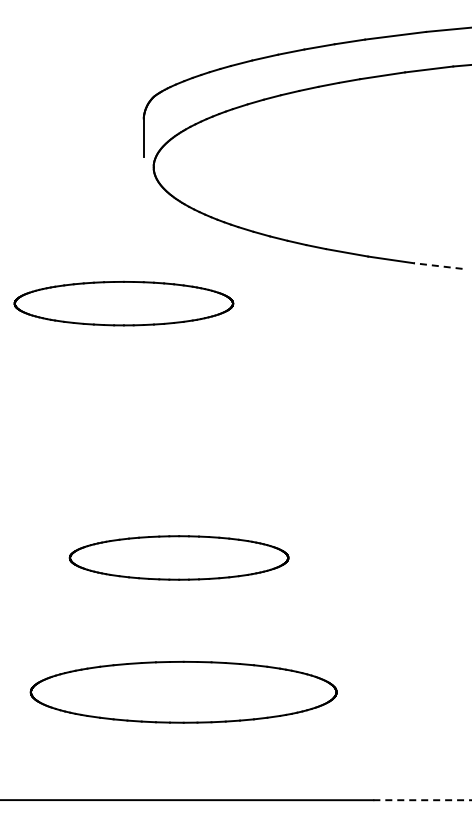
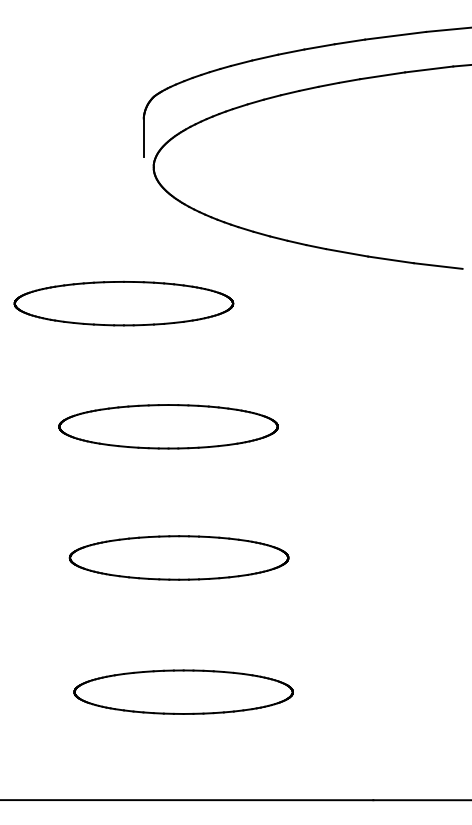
line: dashed -> solid (438, 266)
part: none -> present (168, 426)
part size: 309x64 px -> 221x46 px (183, 691)
line: dashed -> solid (422, 800)
